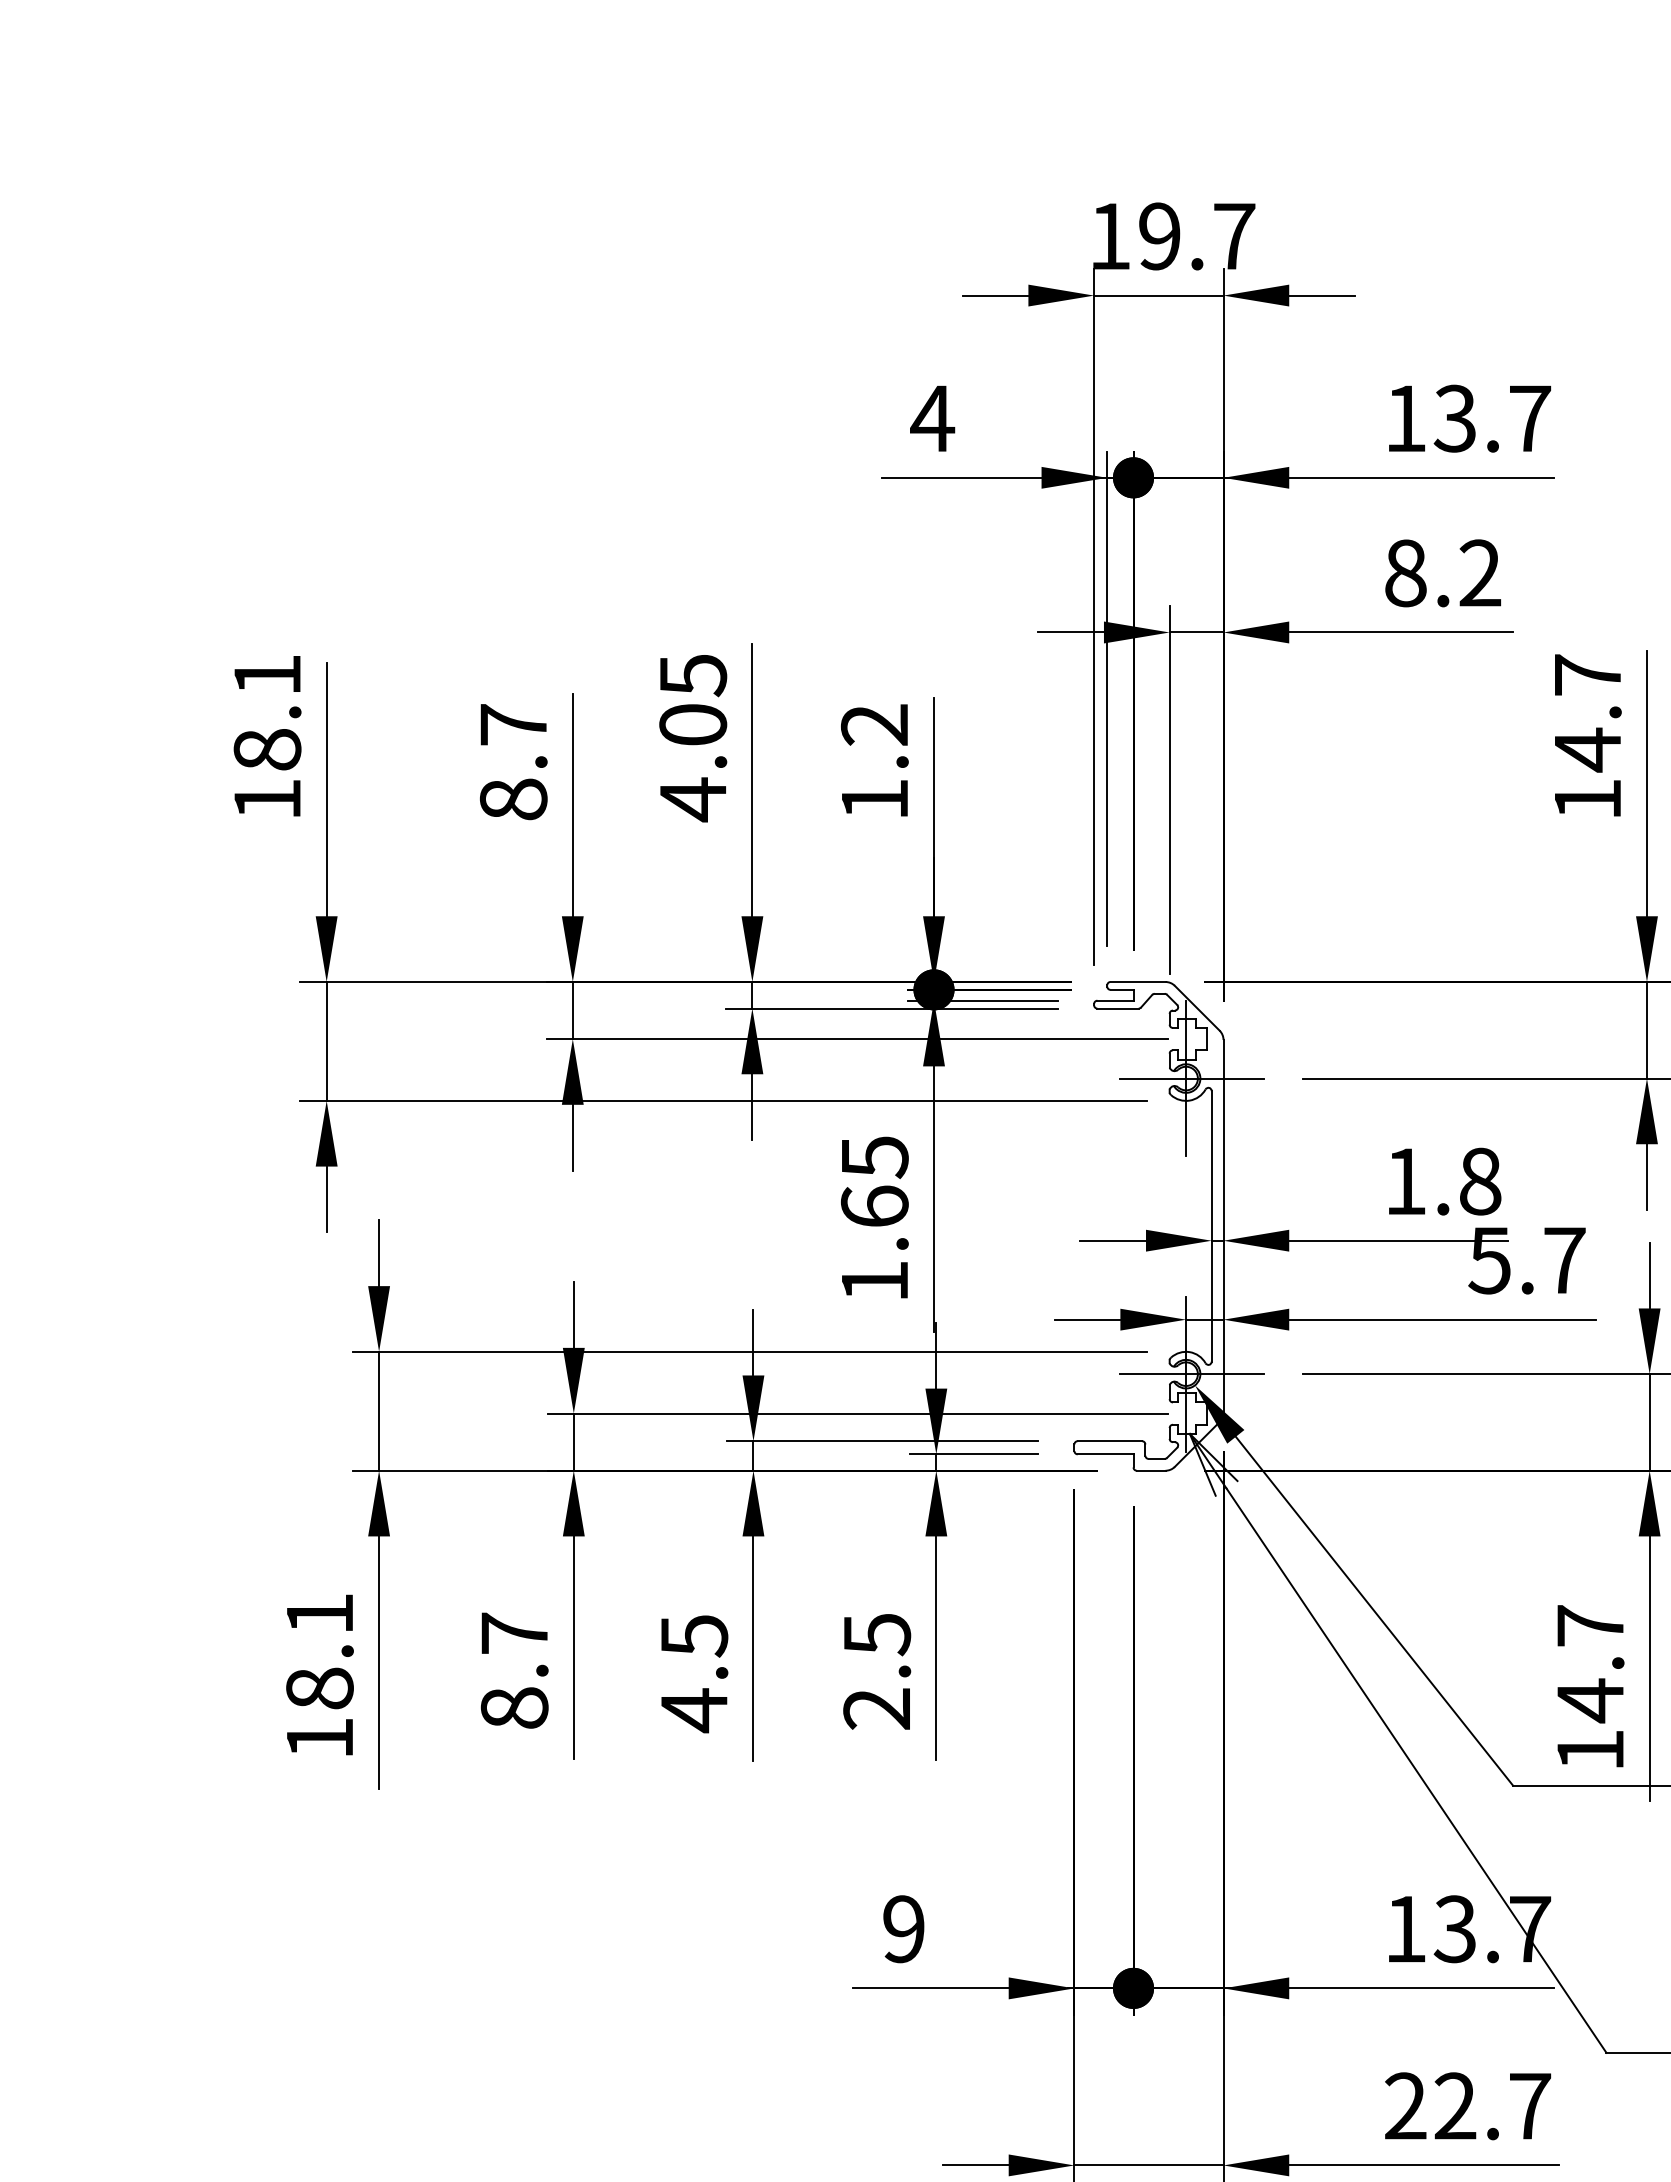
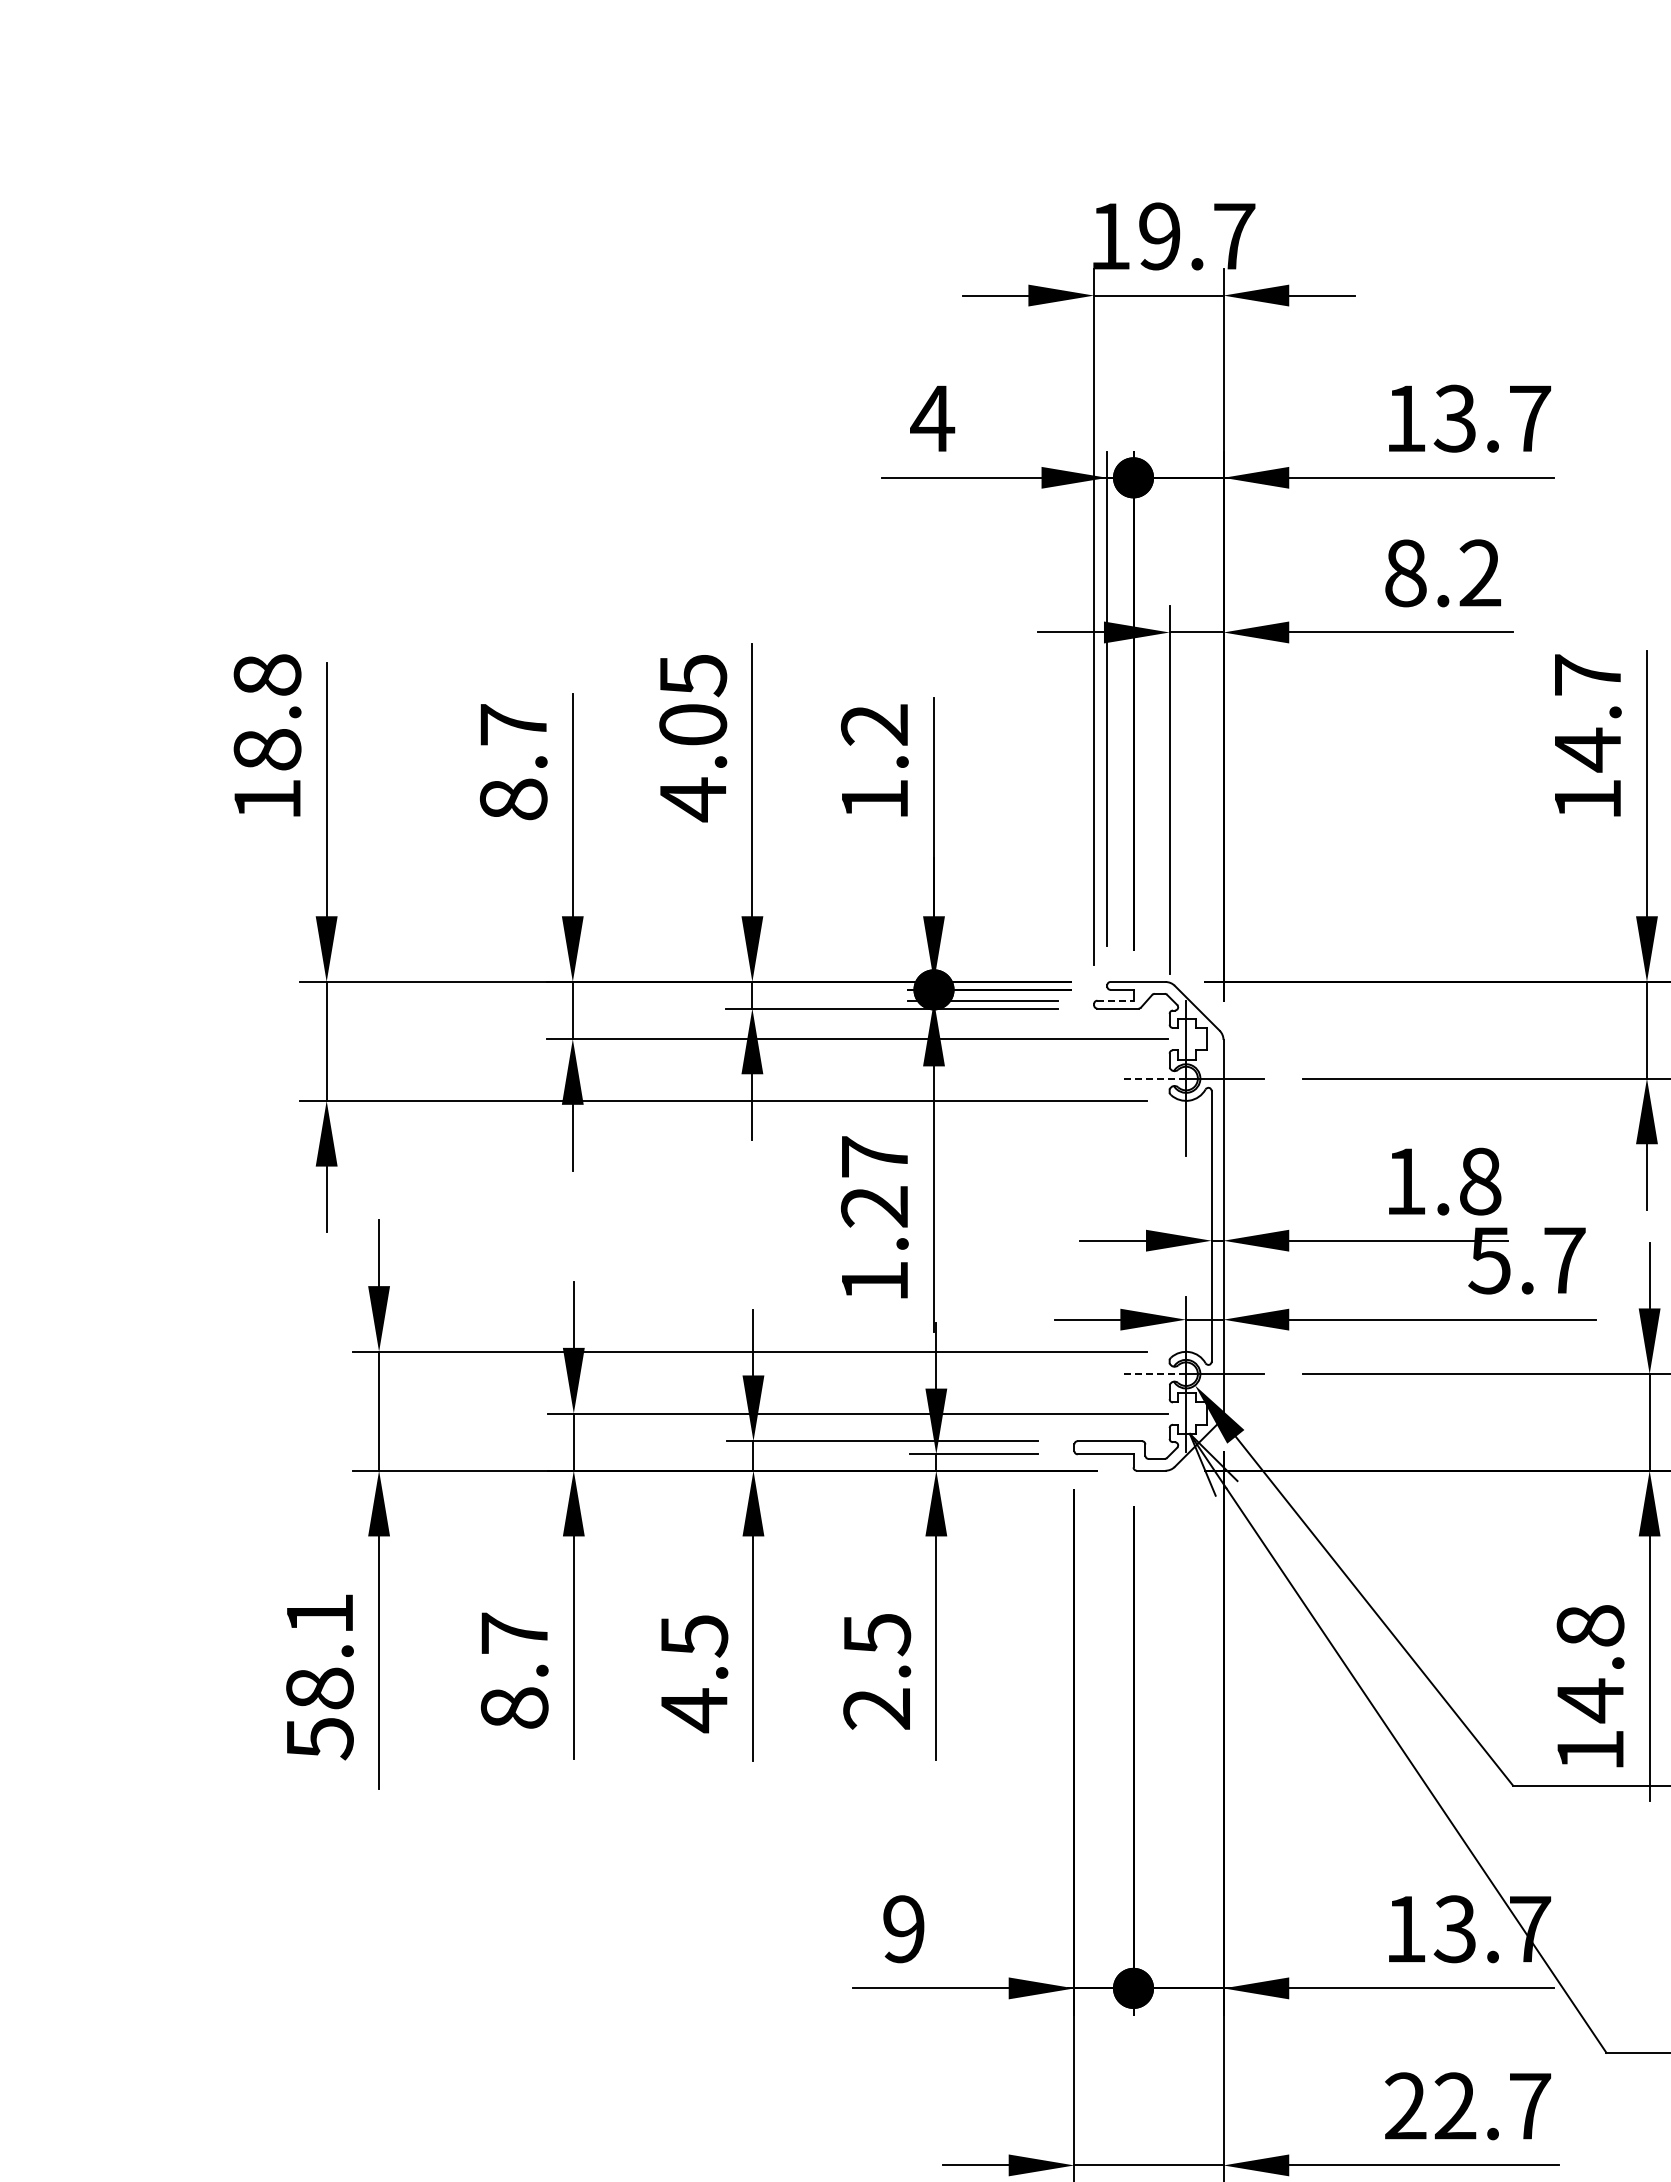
text: 18.1 -> 18.8 (267, 674)
line: solid -> dashed (1115, 1000)
line: solid -> dashed (1153, 1078)
text: 1.65 -> 1.27 (874, 1181)
line: solid -> dashed (1153, 1374)
text: 14.7 -> 14.8 (1590, 1625)
text: 18.1 -> 58.1 (320, 1739)
